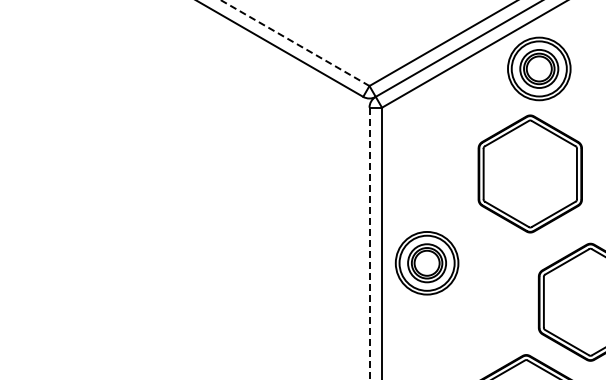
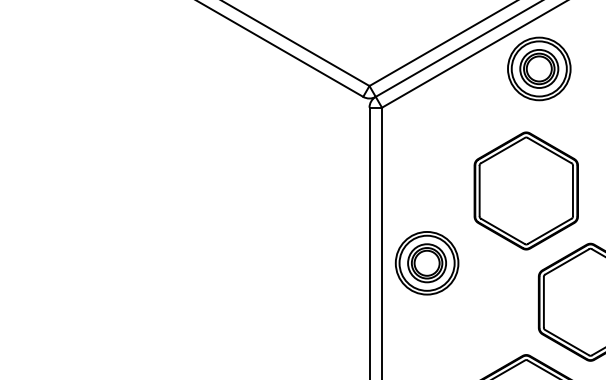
line: dashed -> solid (295, 43)
part position: (529, 173) -> (525, 190) (525, 190)
line: dashed -> solid (369, 243)
